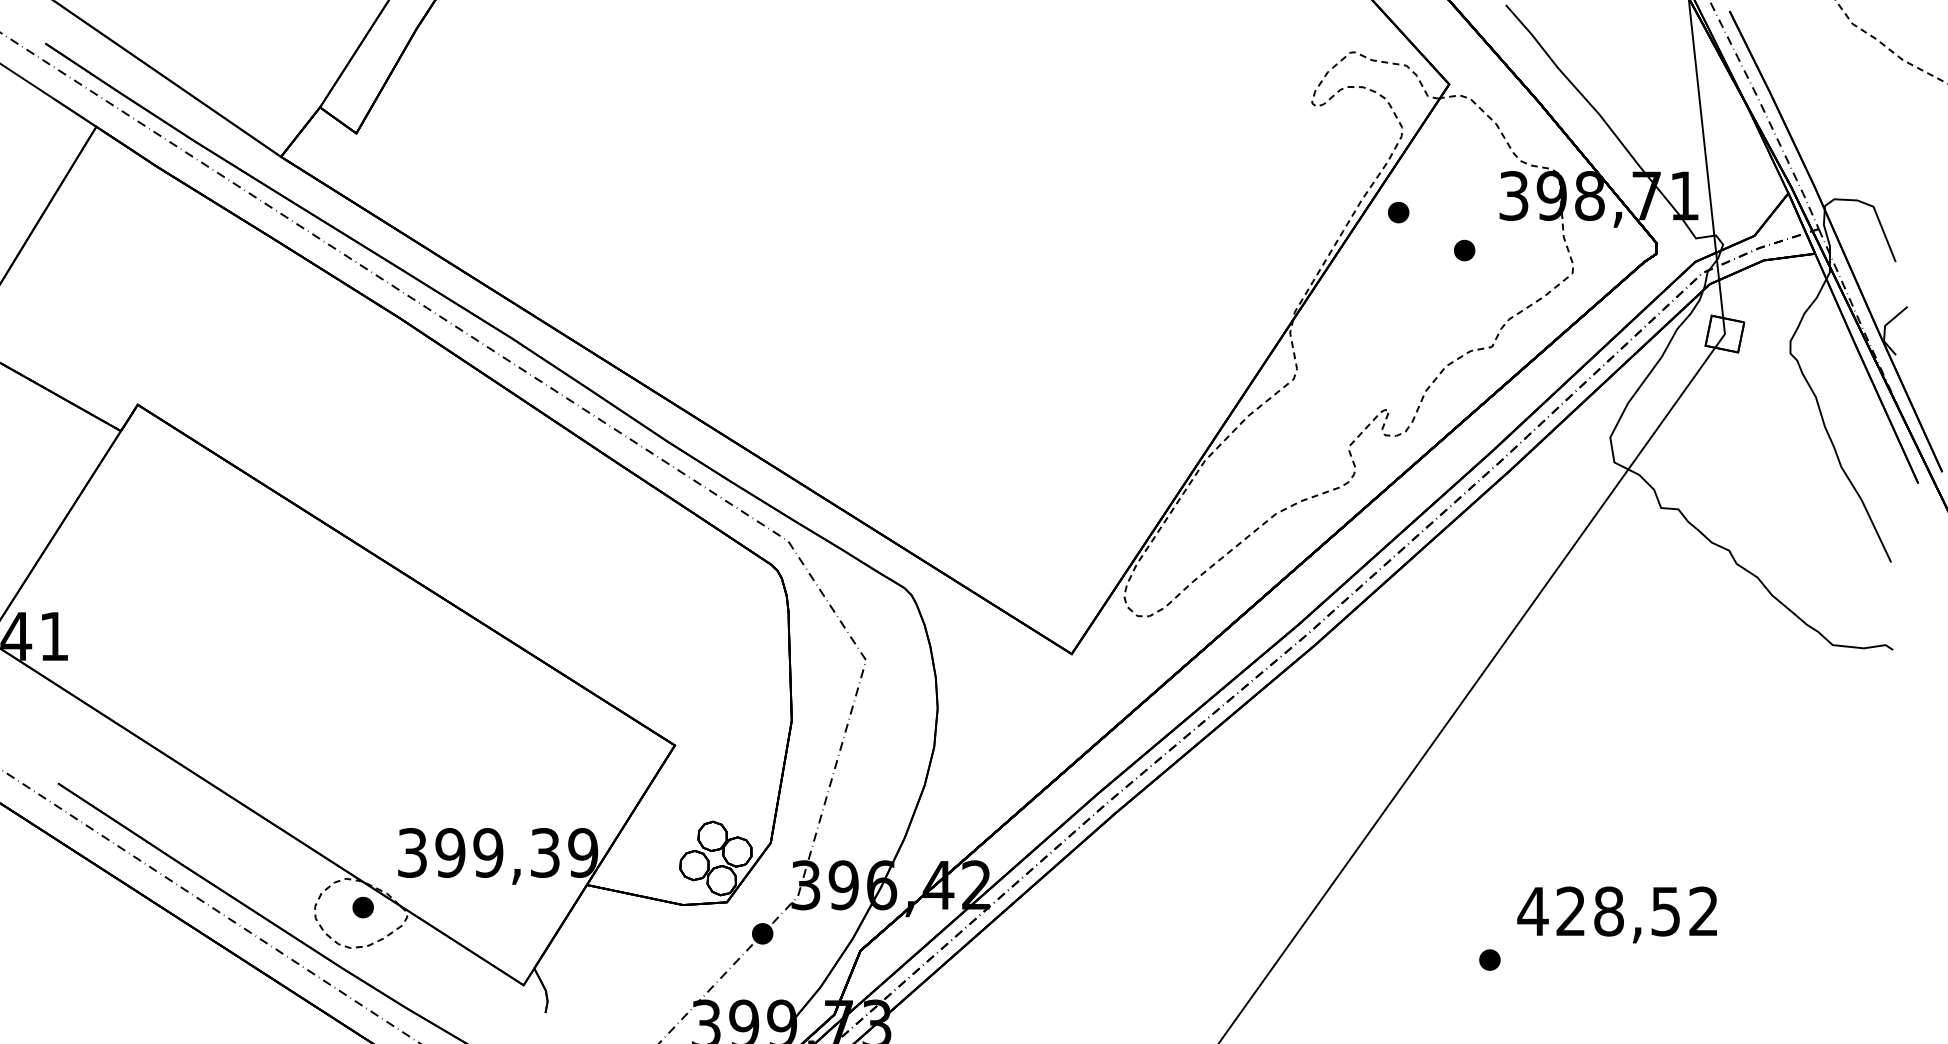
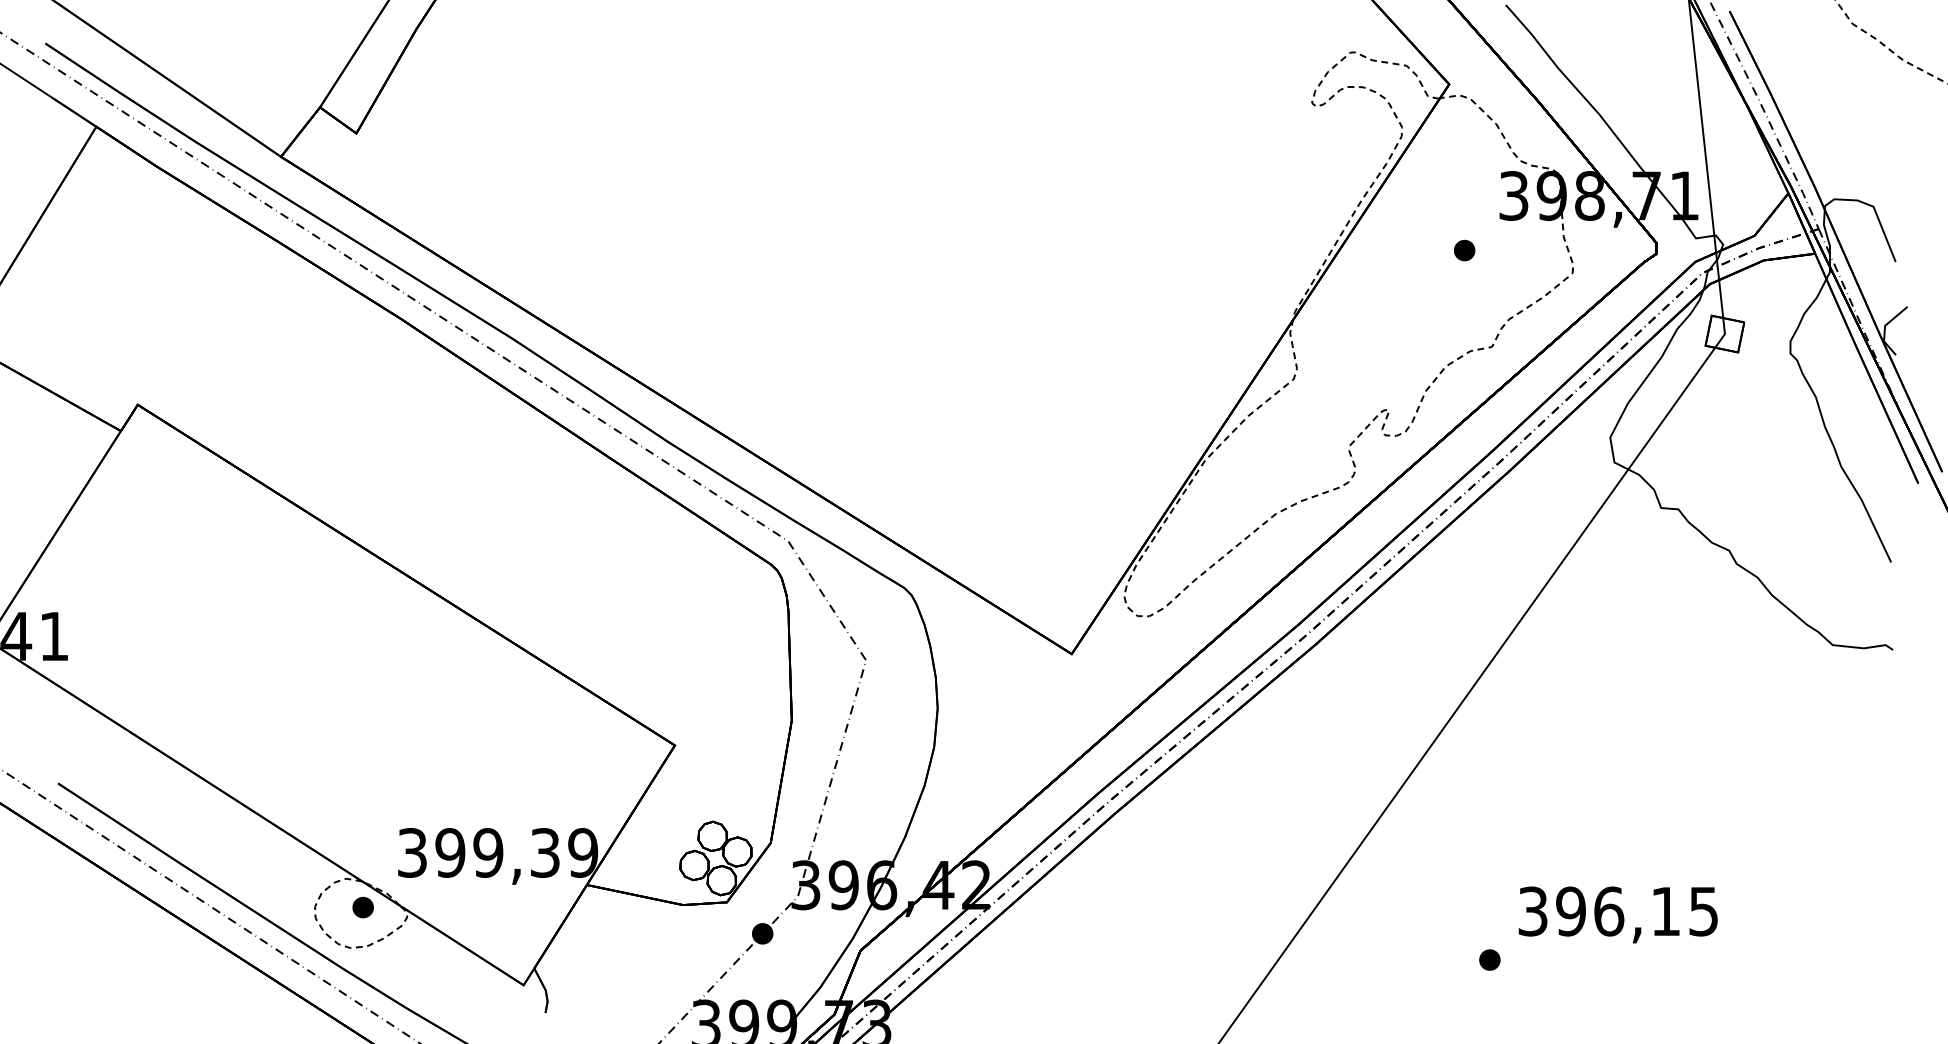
part: present -> none (1398, 212)
text: 428,52 -> 396,15 (1617, 911)
